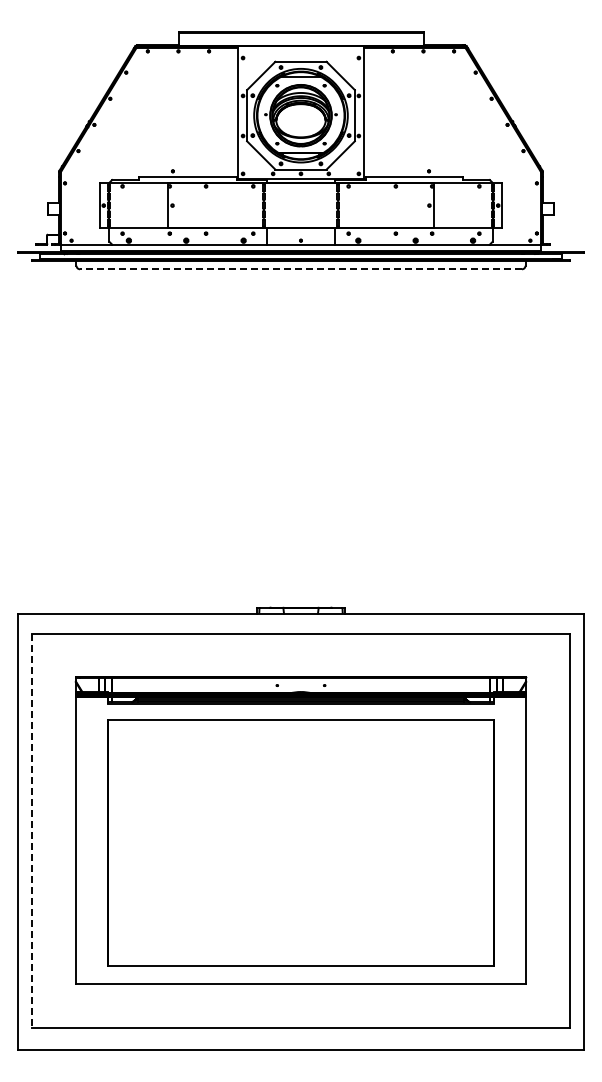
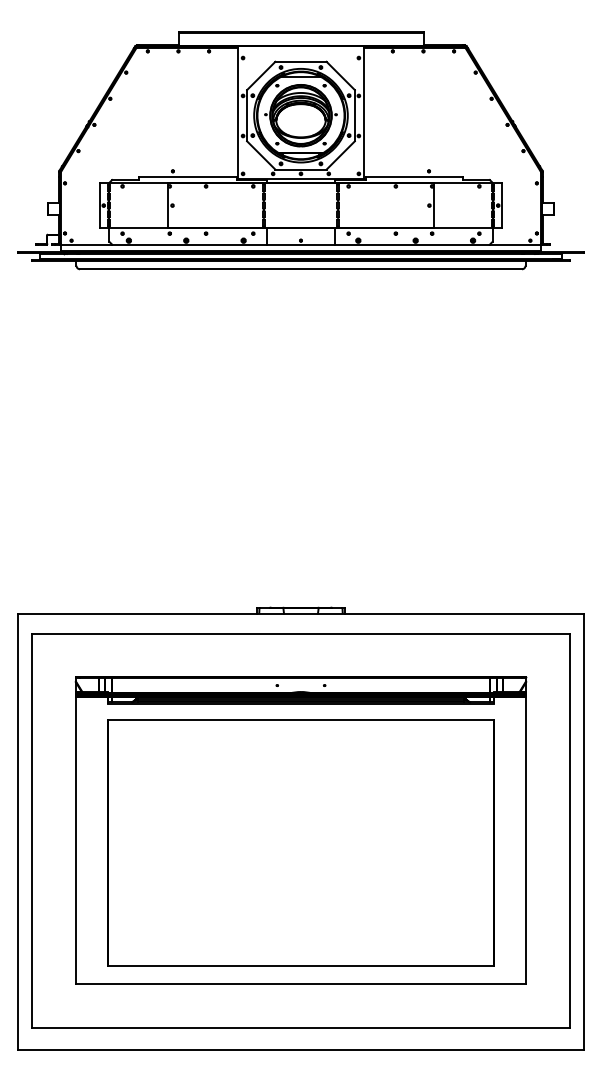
line: dashed -> solid (301, 269)
line: dashed -> solid (32, 831)
